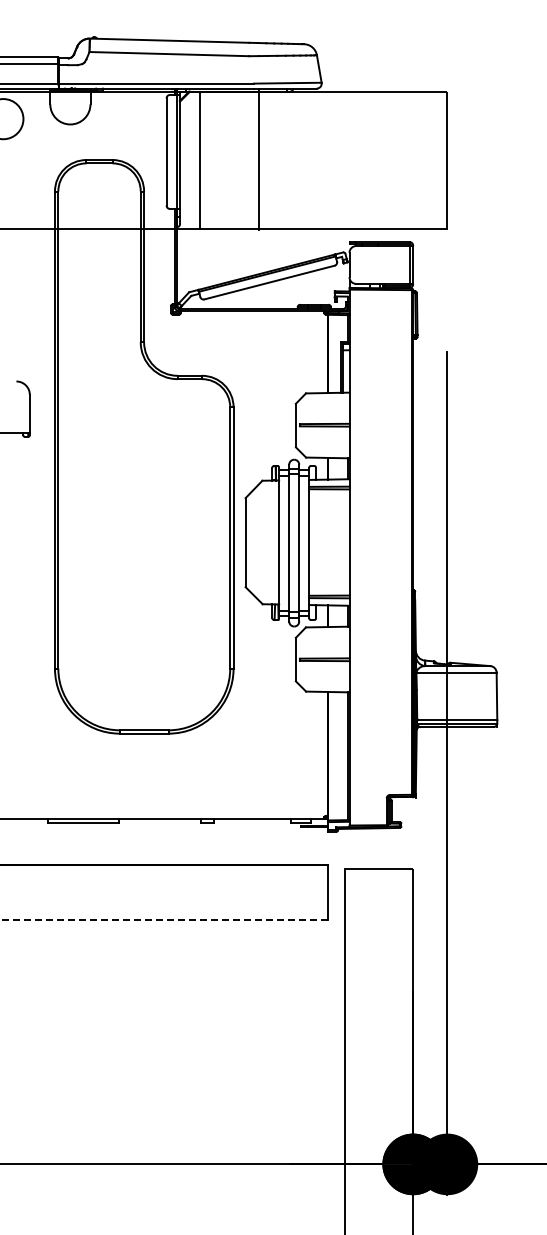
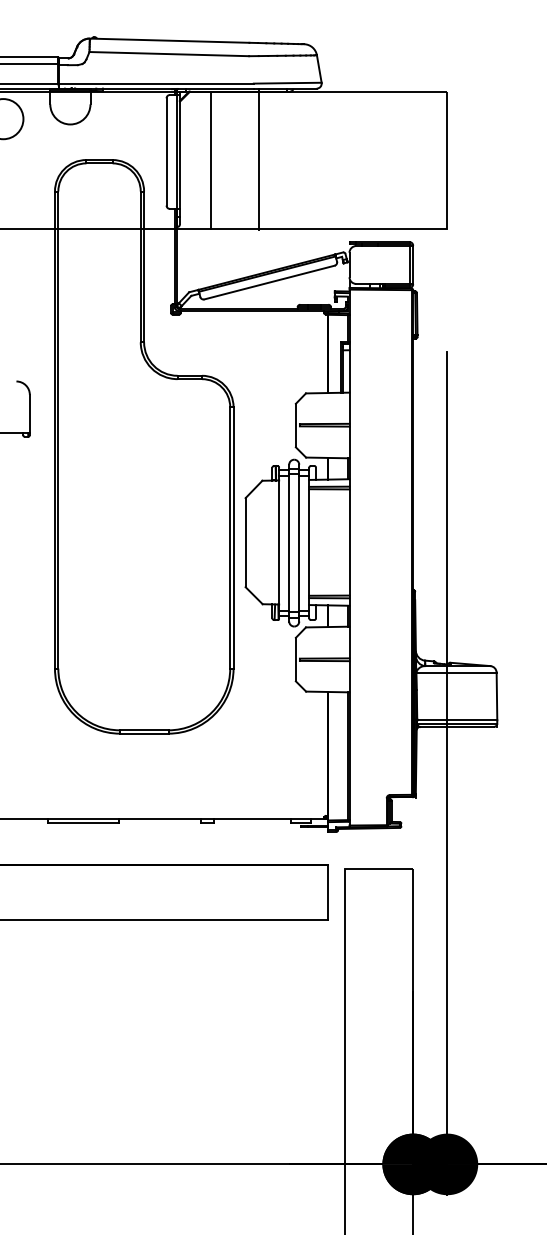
line position: (200, 159) -> (211, 159) (211, 159)
line: dashed -> solid (163, 919)
